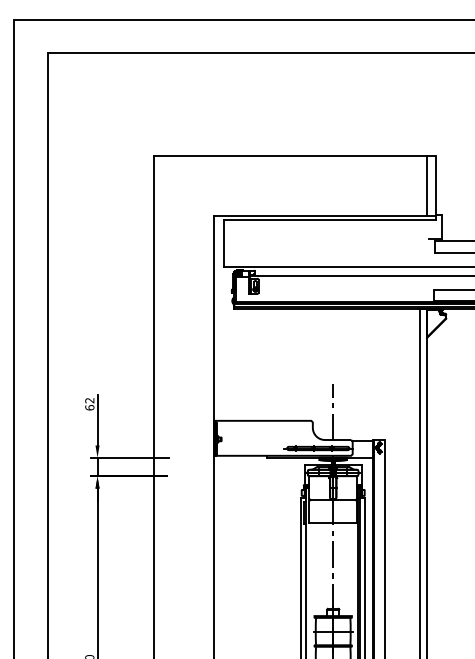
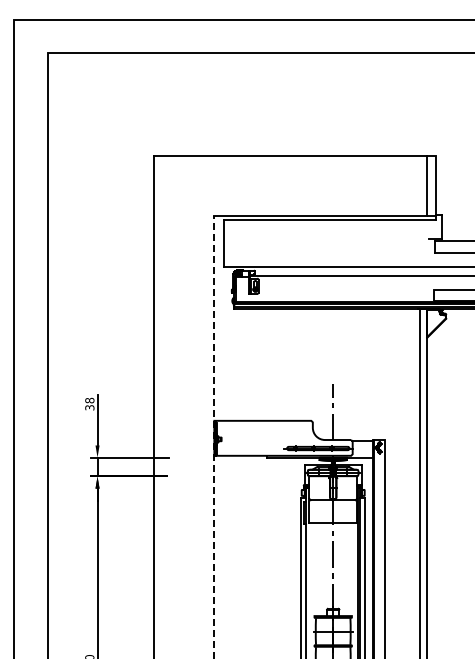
text: 62 -> 38 (89, 403)
line: solid -> dashed (214, 437)
